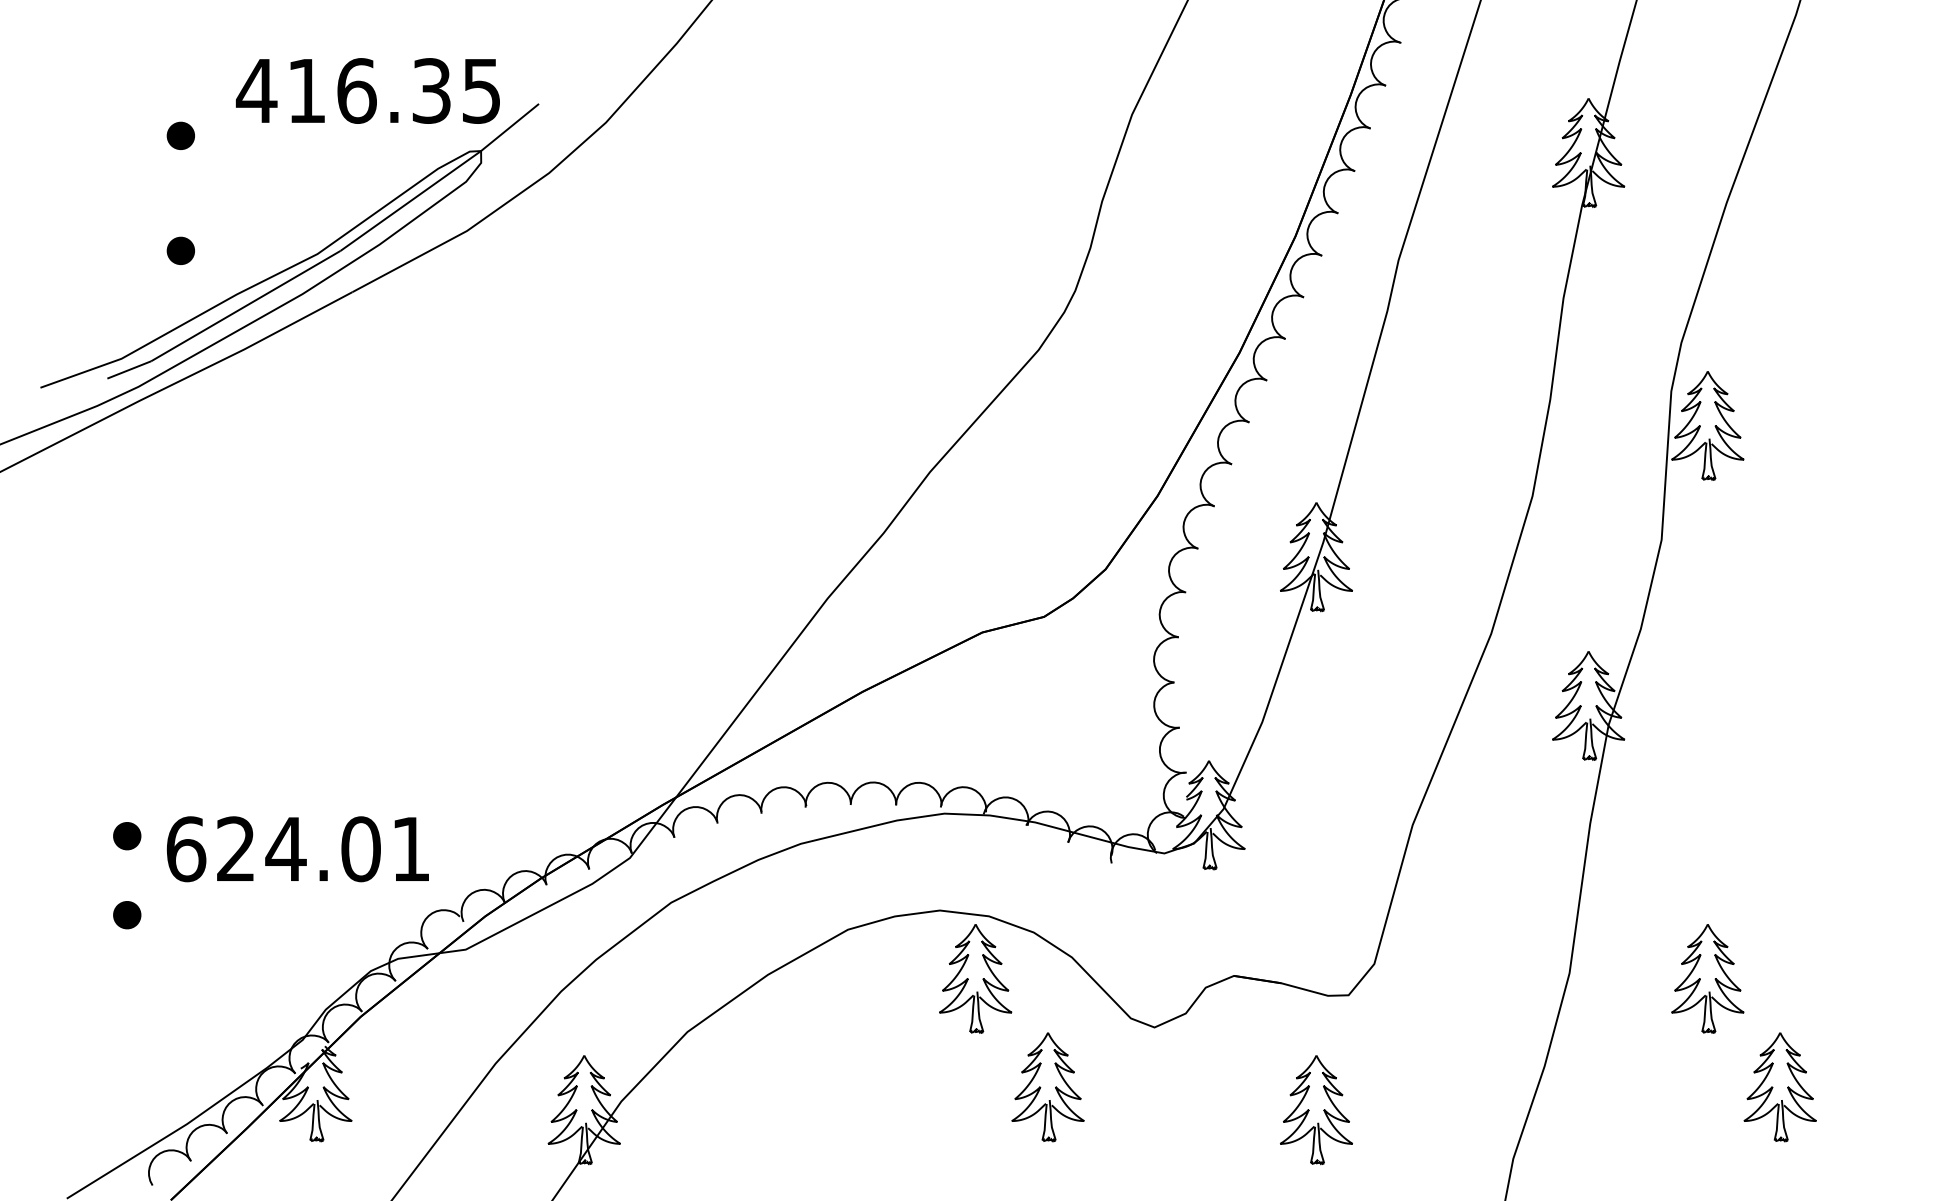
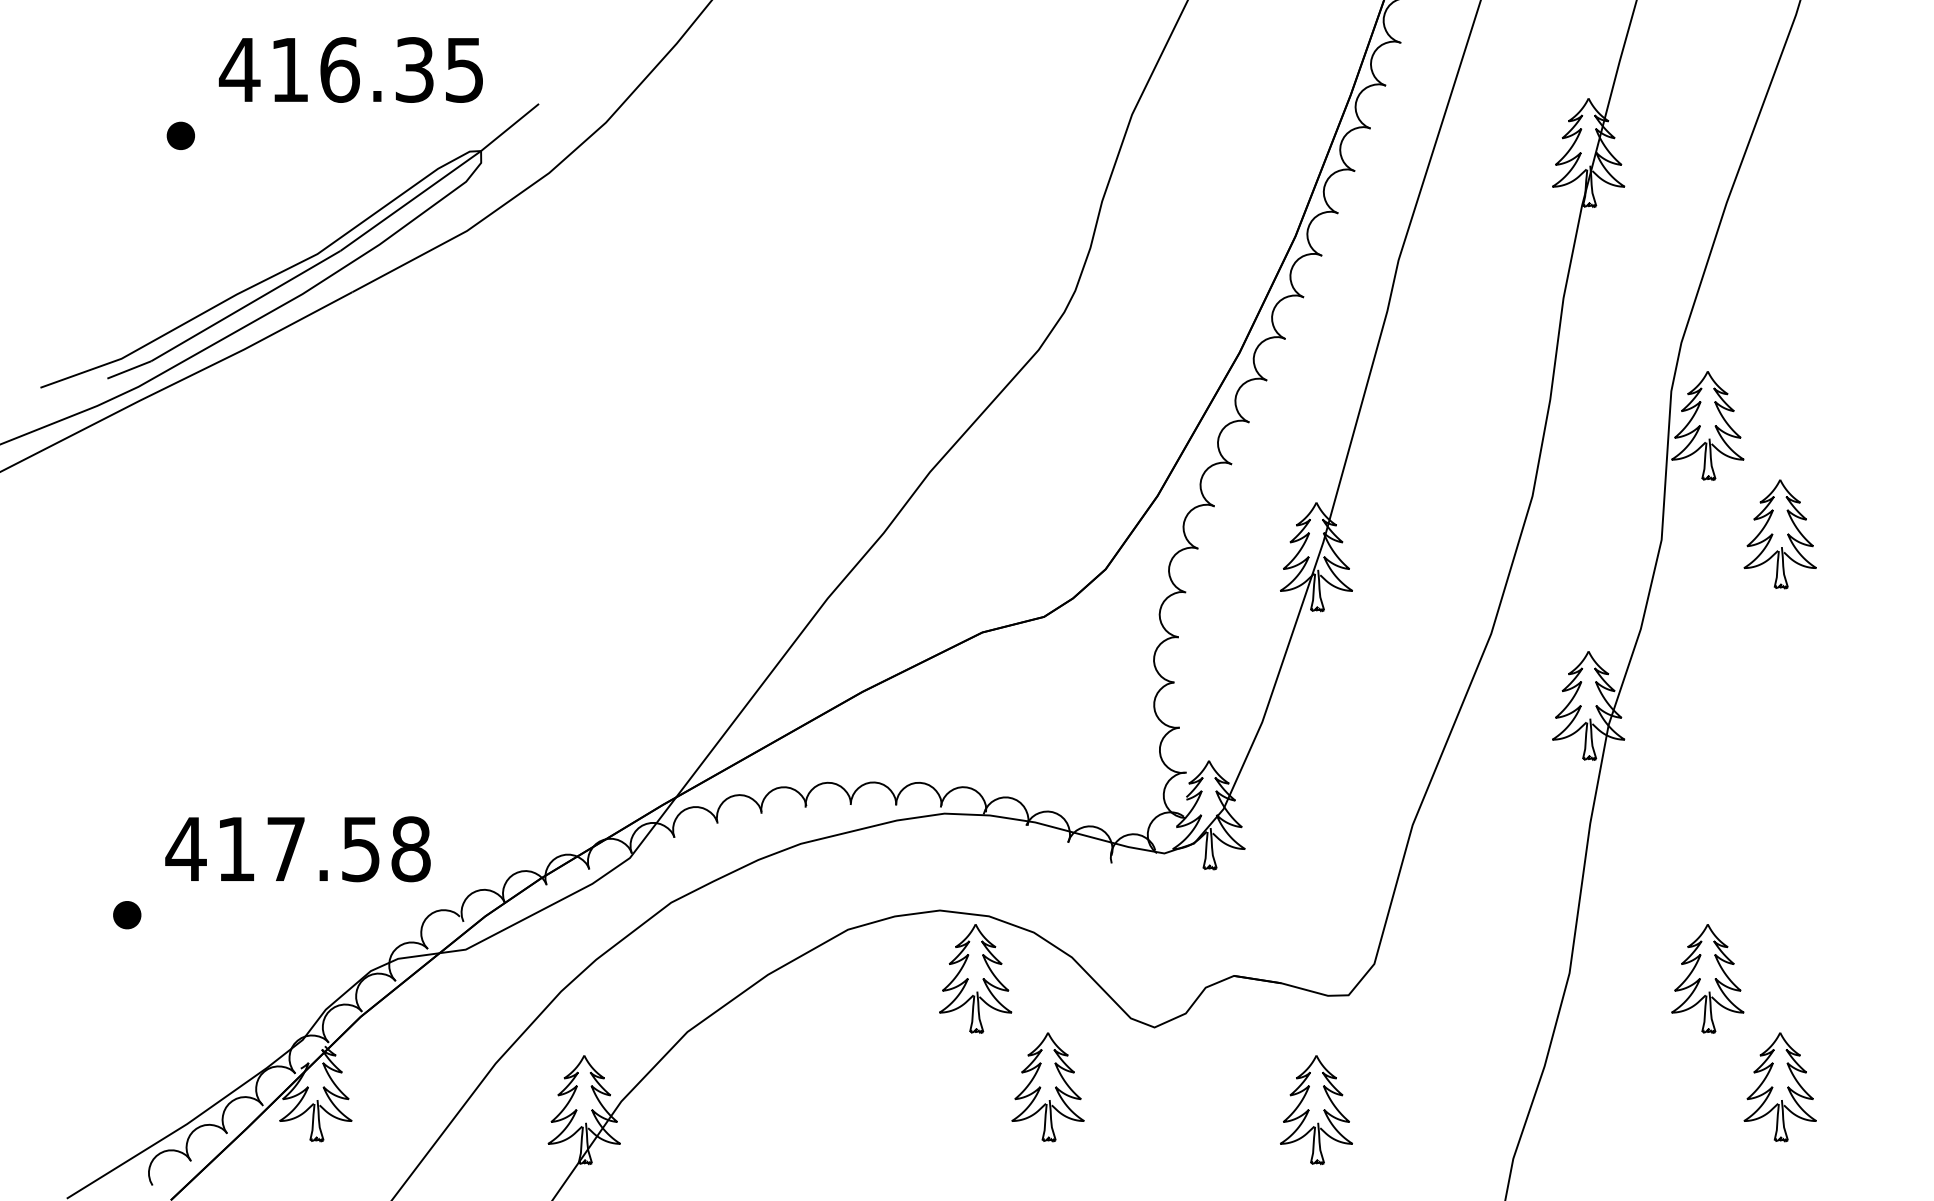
text position: (367, 90) -> (350, 69) (350, 69)
part: present -> none (180, 250)
part: none -> present (1779, 534)
part: present -> none (127, 836)
text: 624.01 -> 417.58 (297, 849)
